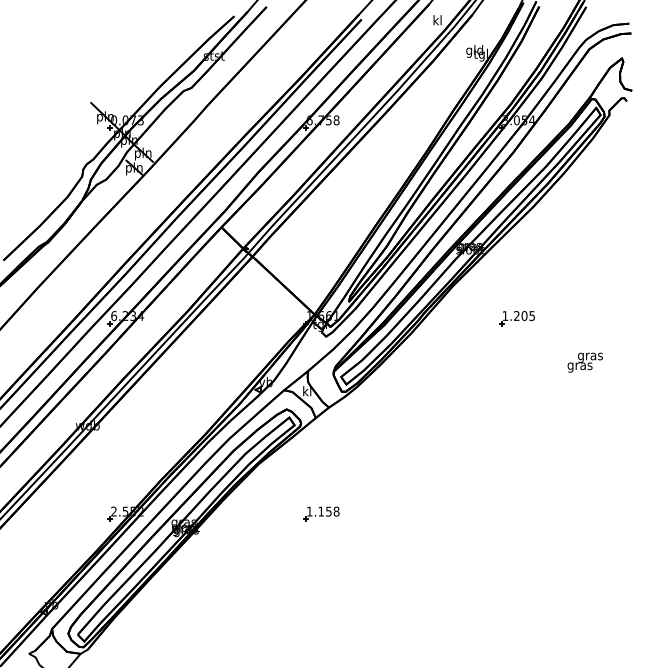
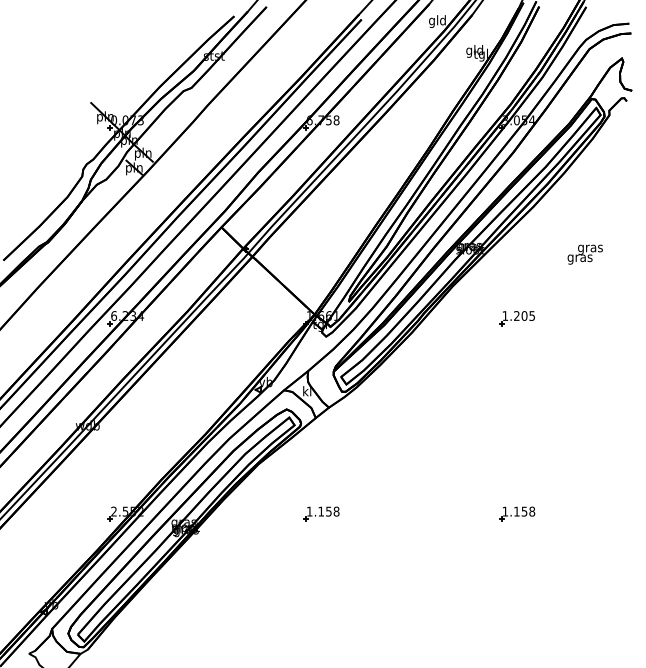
text: kl -> gld (437, 21)
text position: (584, 362) -> (584, 254) (584, 254)
part: none -> present (517, 513)
